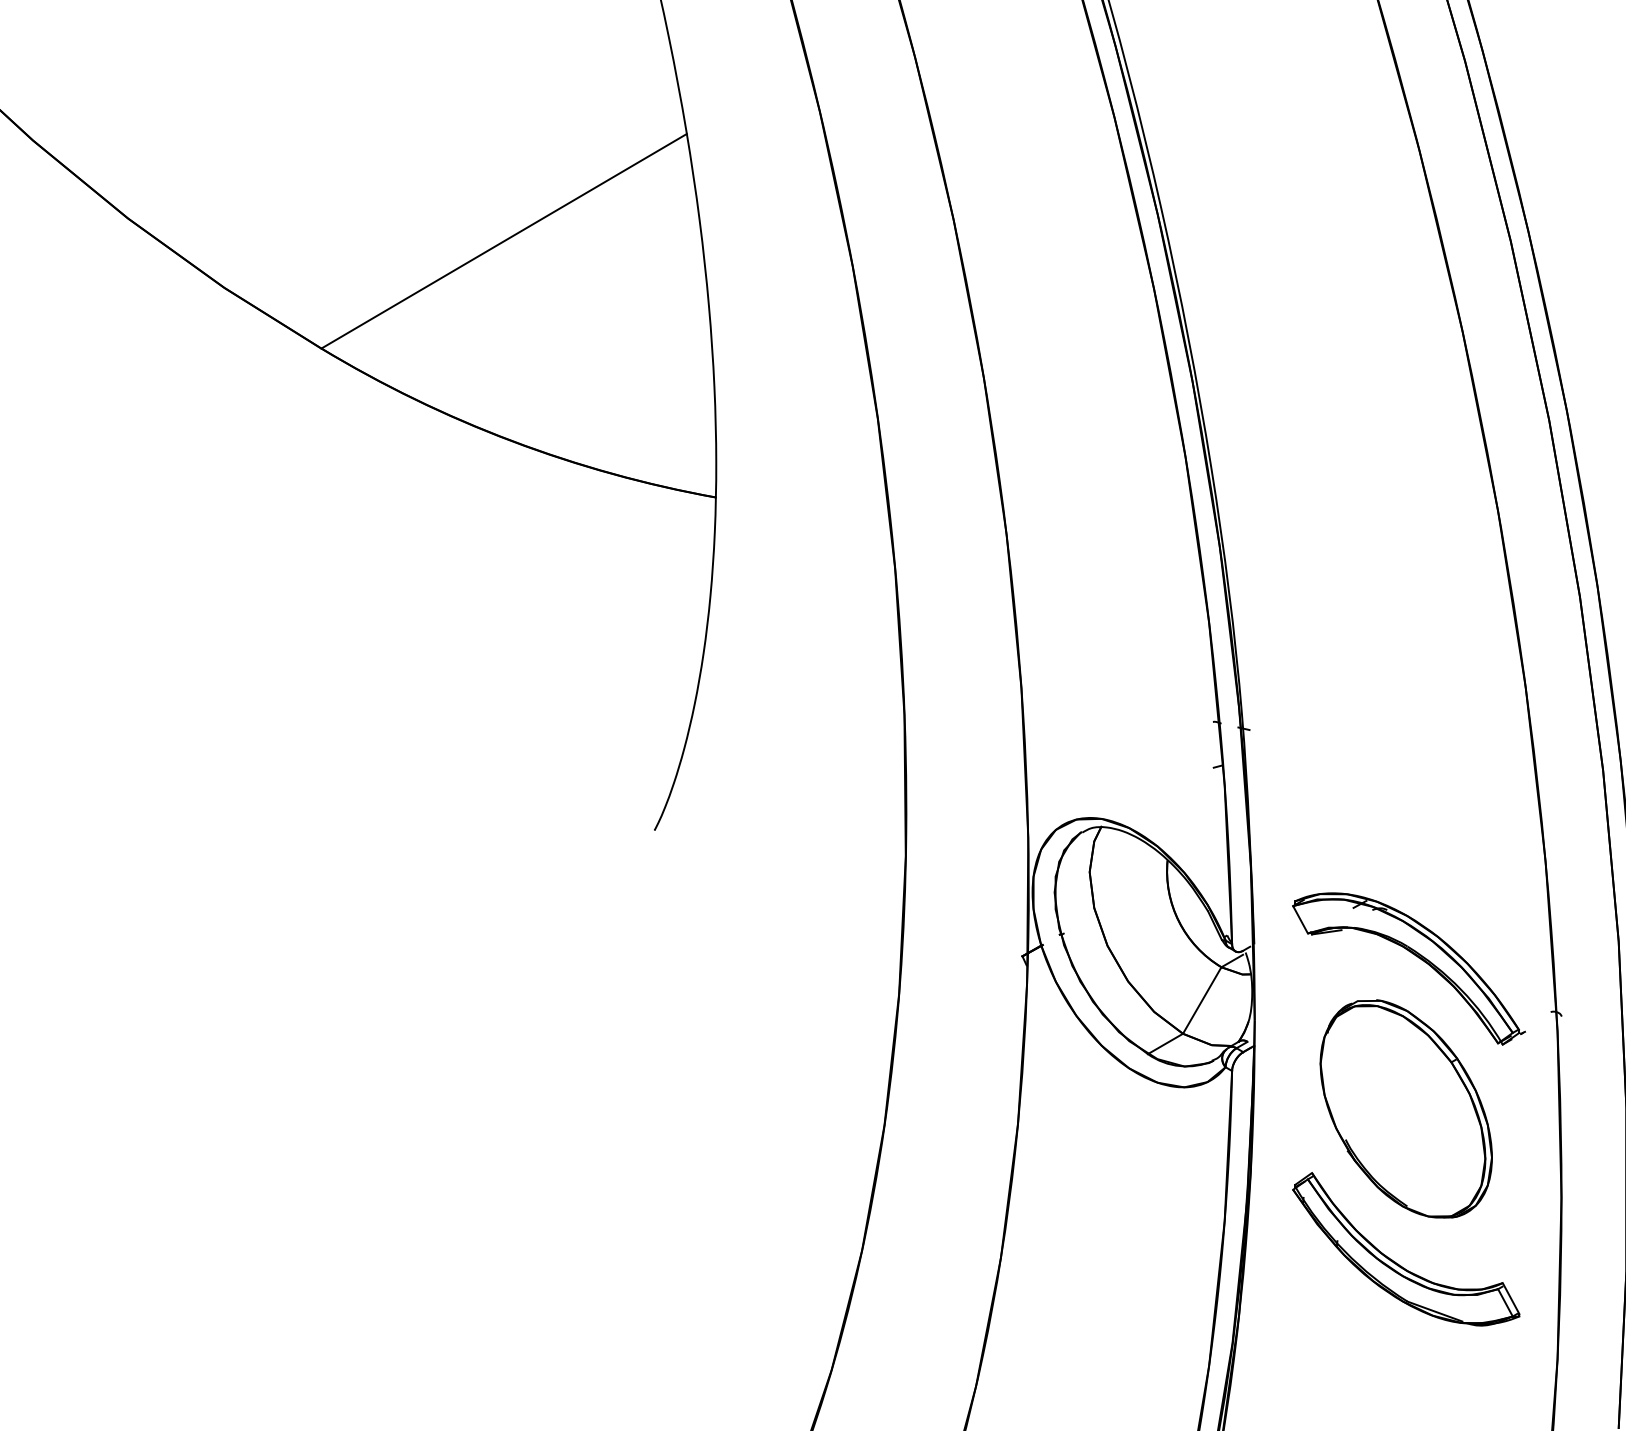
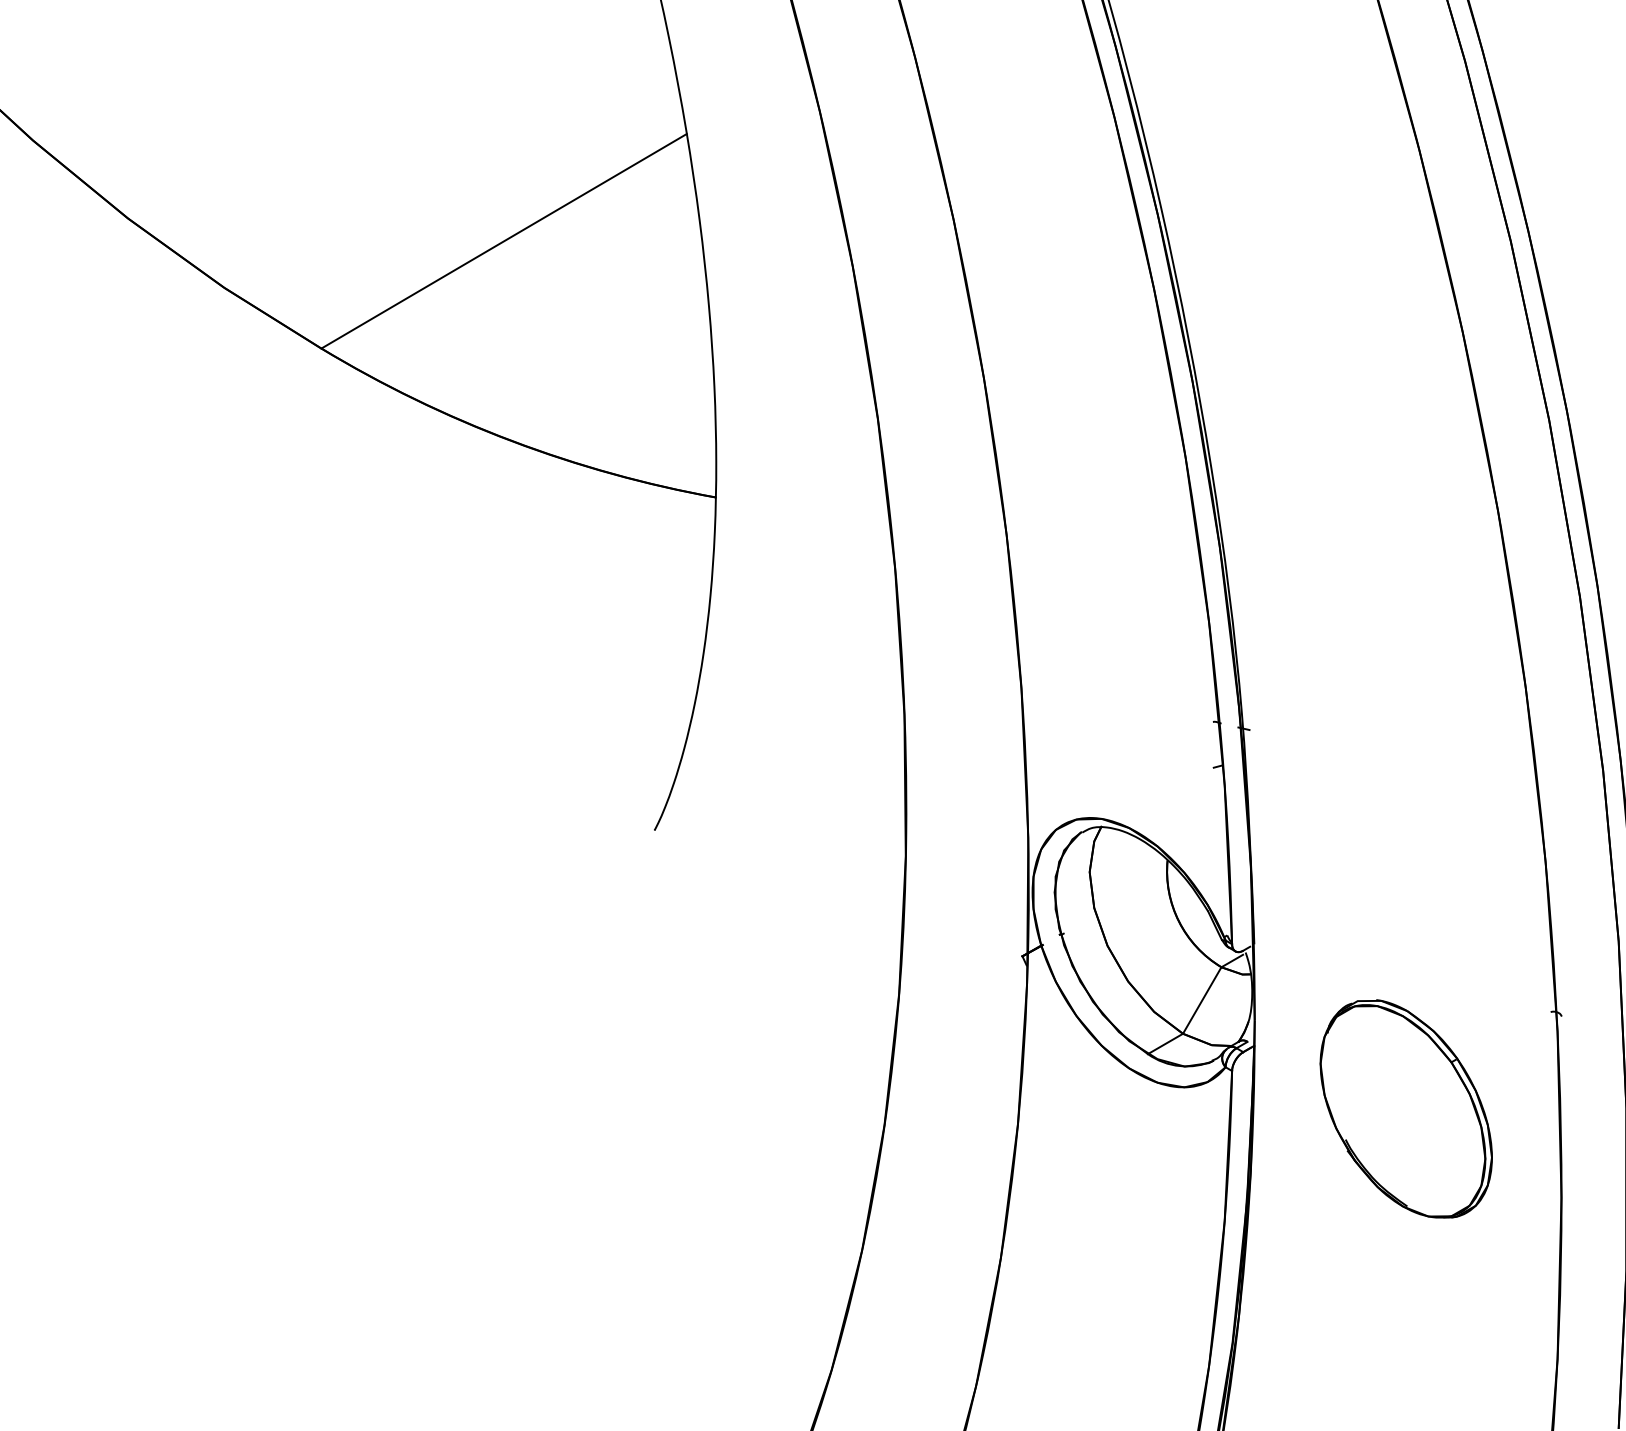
part: present -> none (1415, 956)
part: present -> none (1398, 1263)
